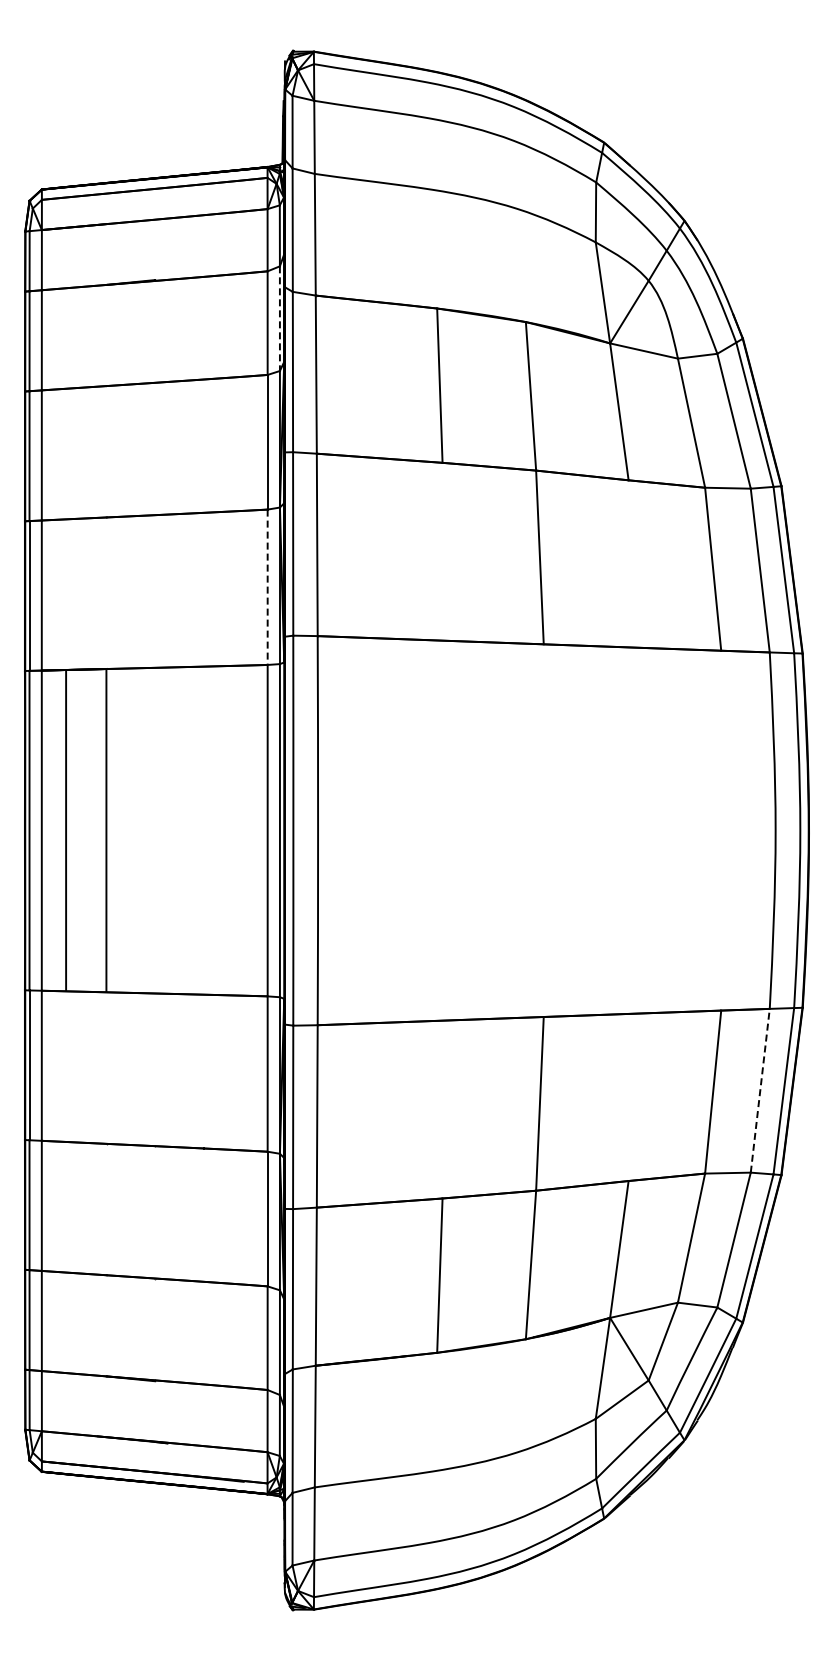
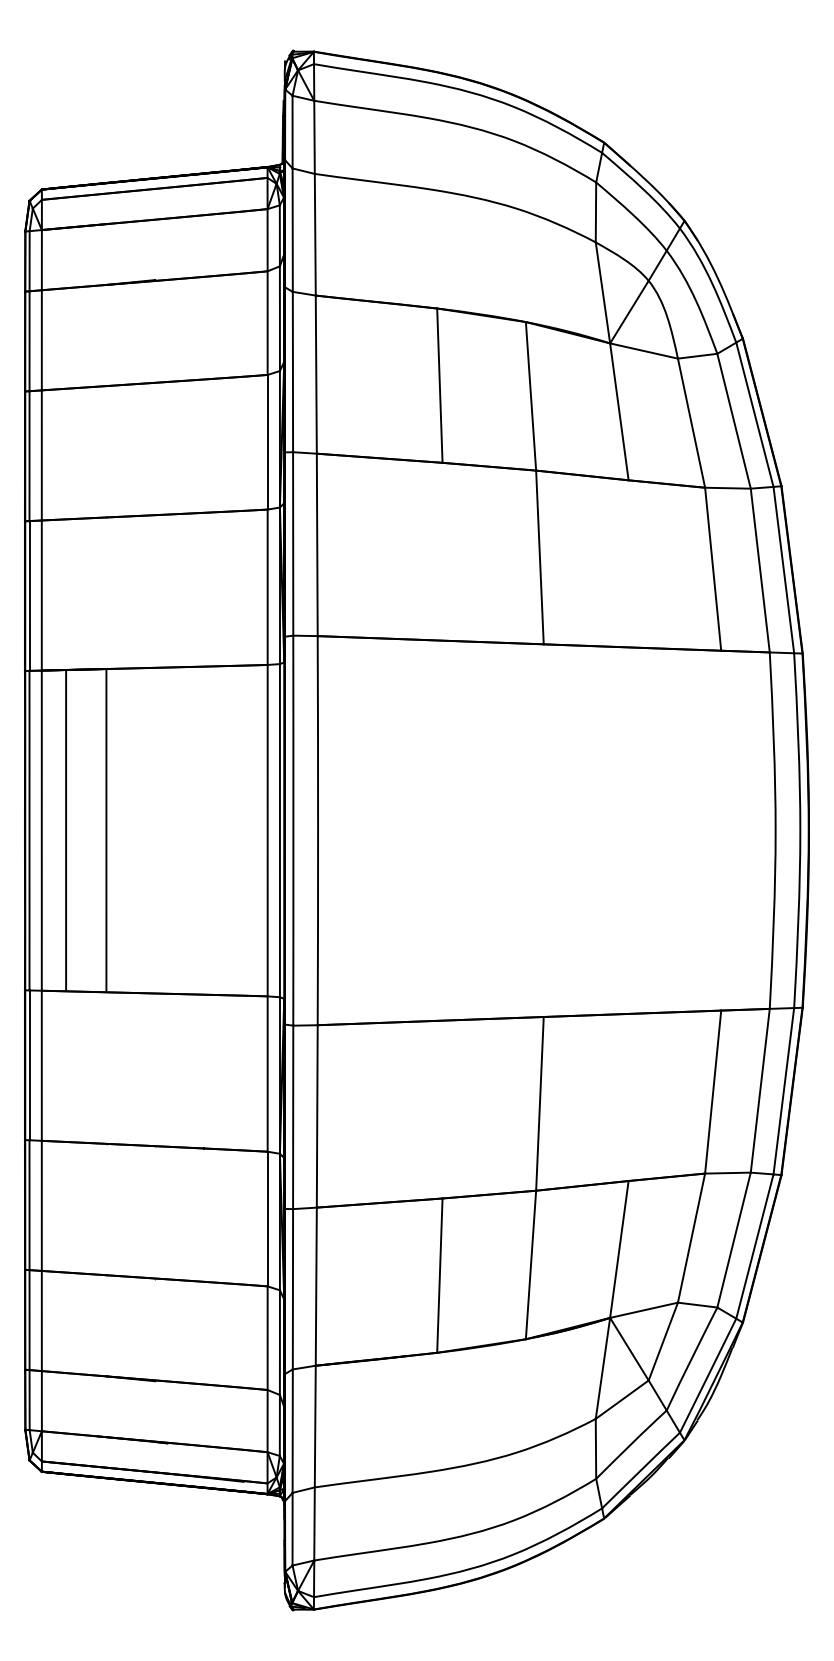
line: dashed -> solid (279, 319)
line: dashed -> solid (267, 587)
line: dashed -> solid (760, 1090)
